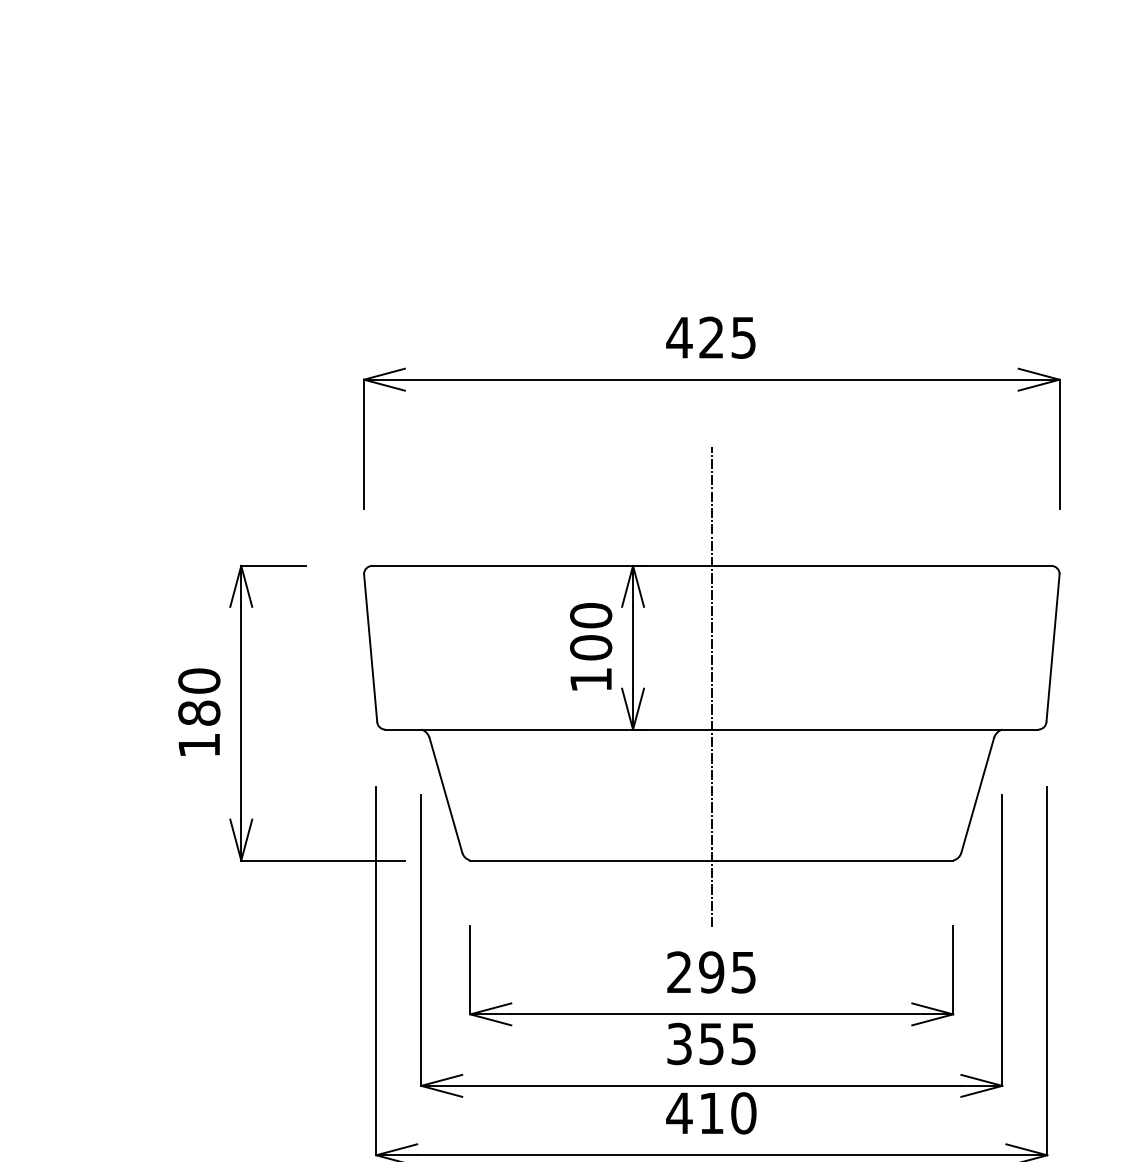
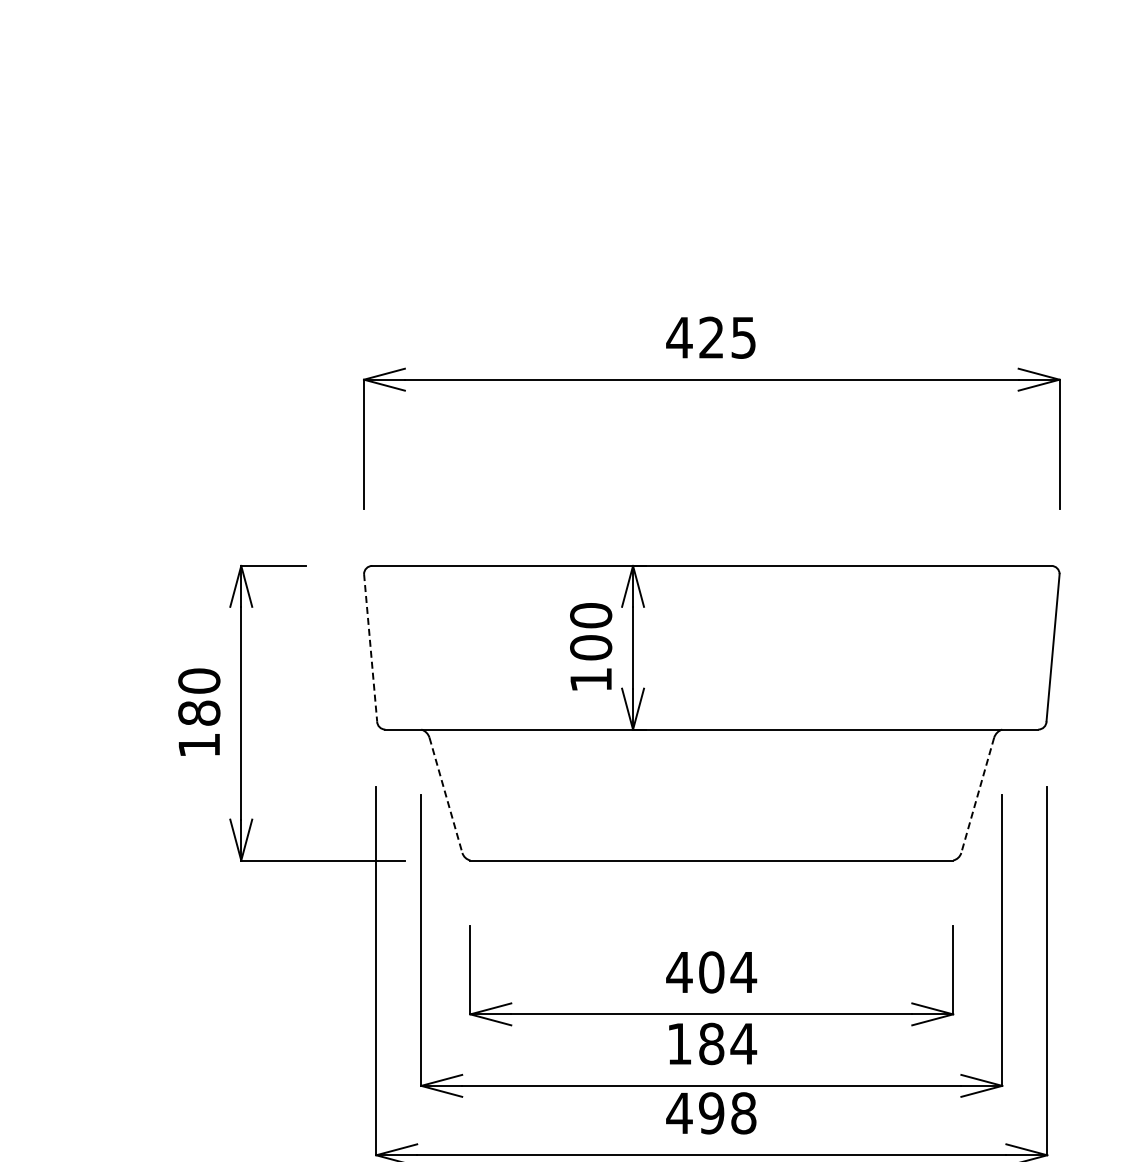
line: solid -> dashed (370, 647)
line: present -> none (711, 687)
line: solid -> dashed (445, 795)
line: solid -> dashed (977, 795)
text: 295 -> 404 (711, 972)
text: 355 -> 184 (712, 1043)
text: 410 -> 498 (727, 1113)
